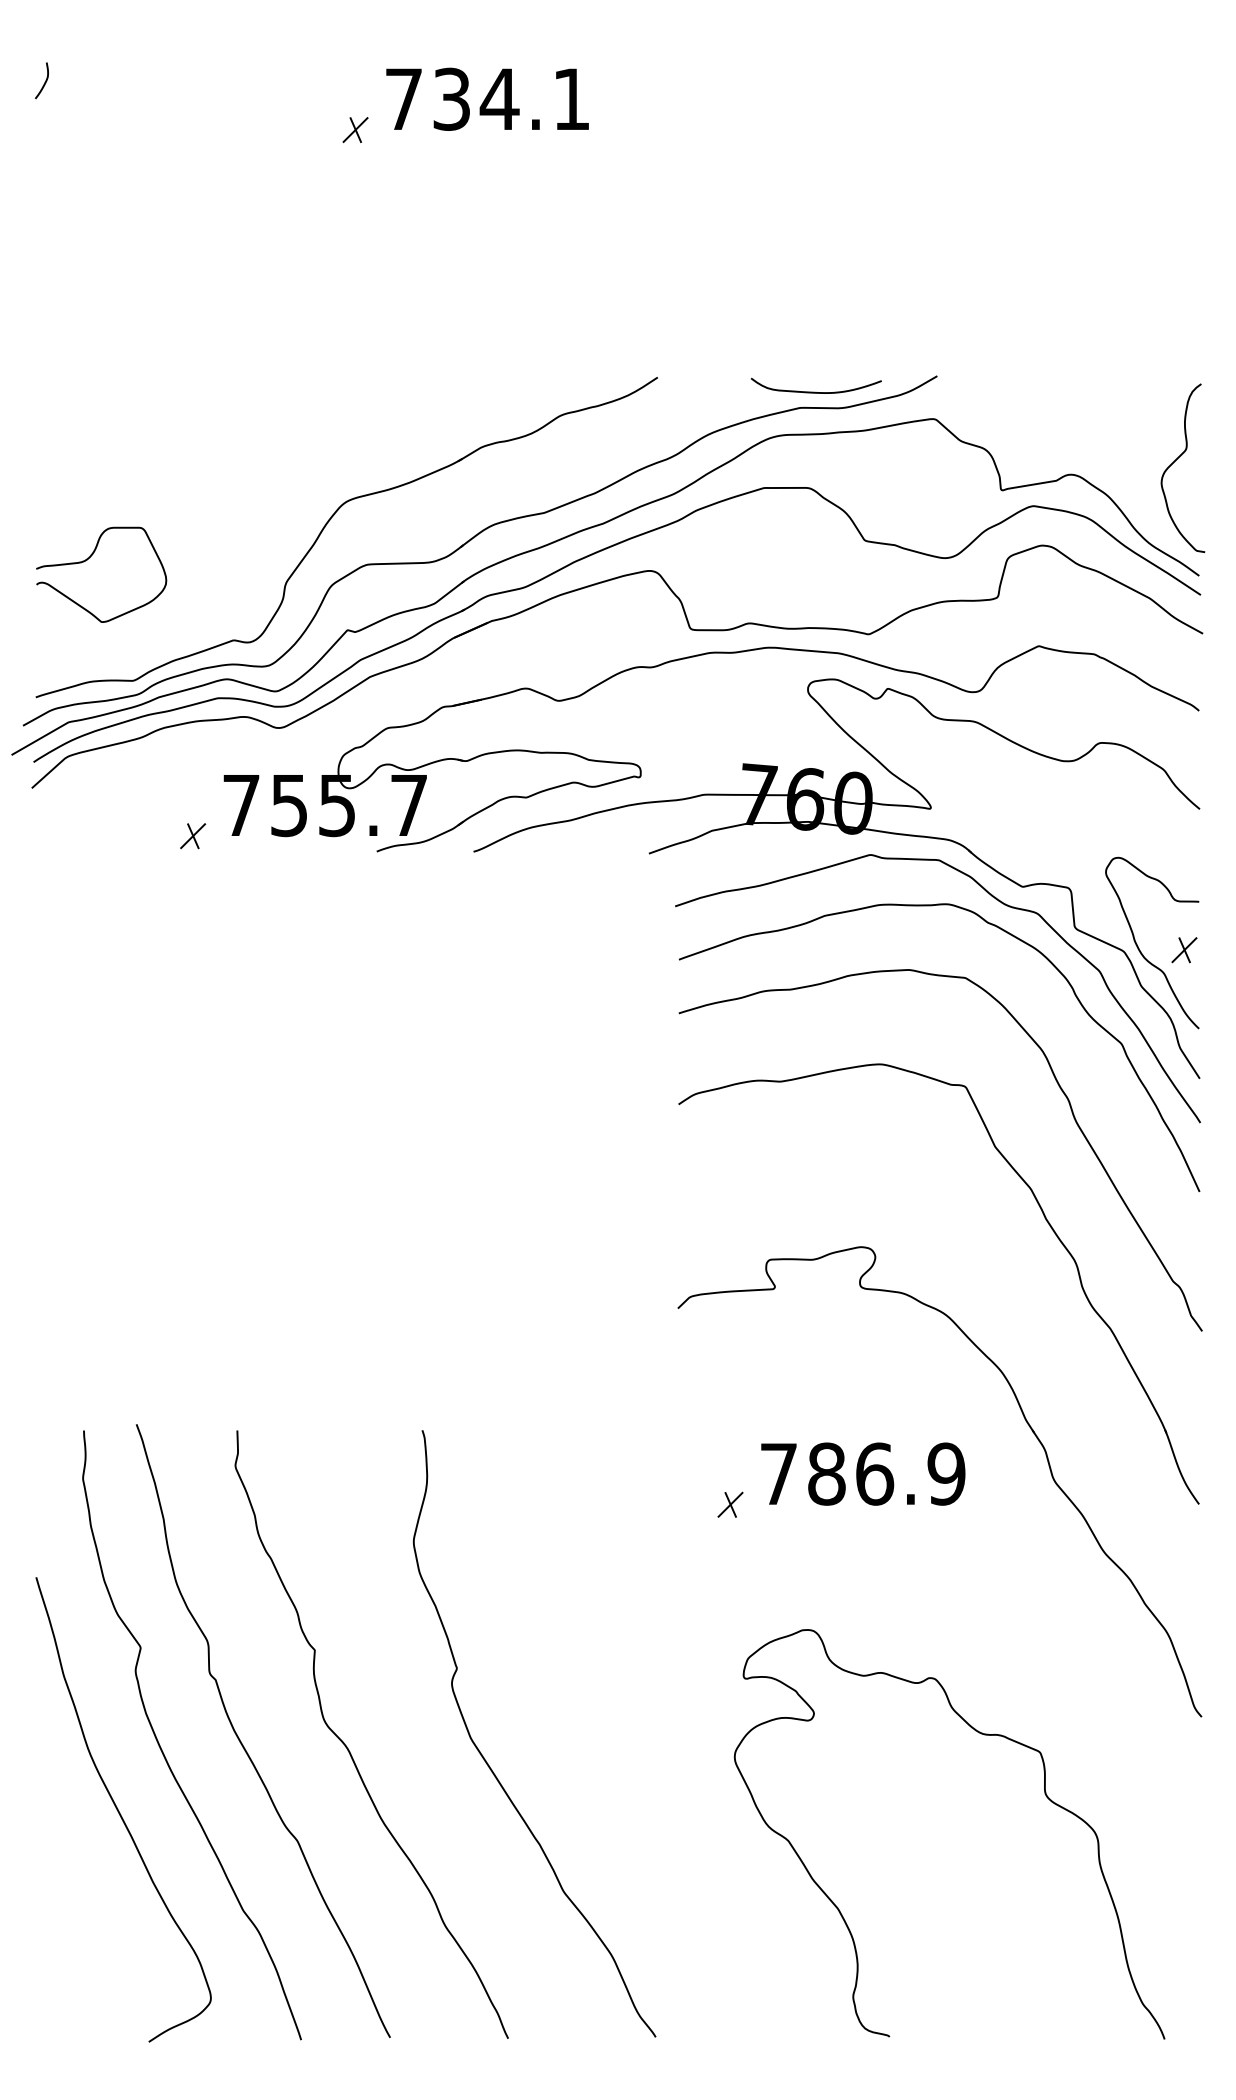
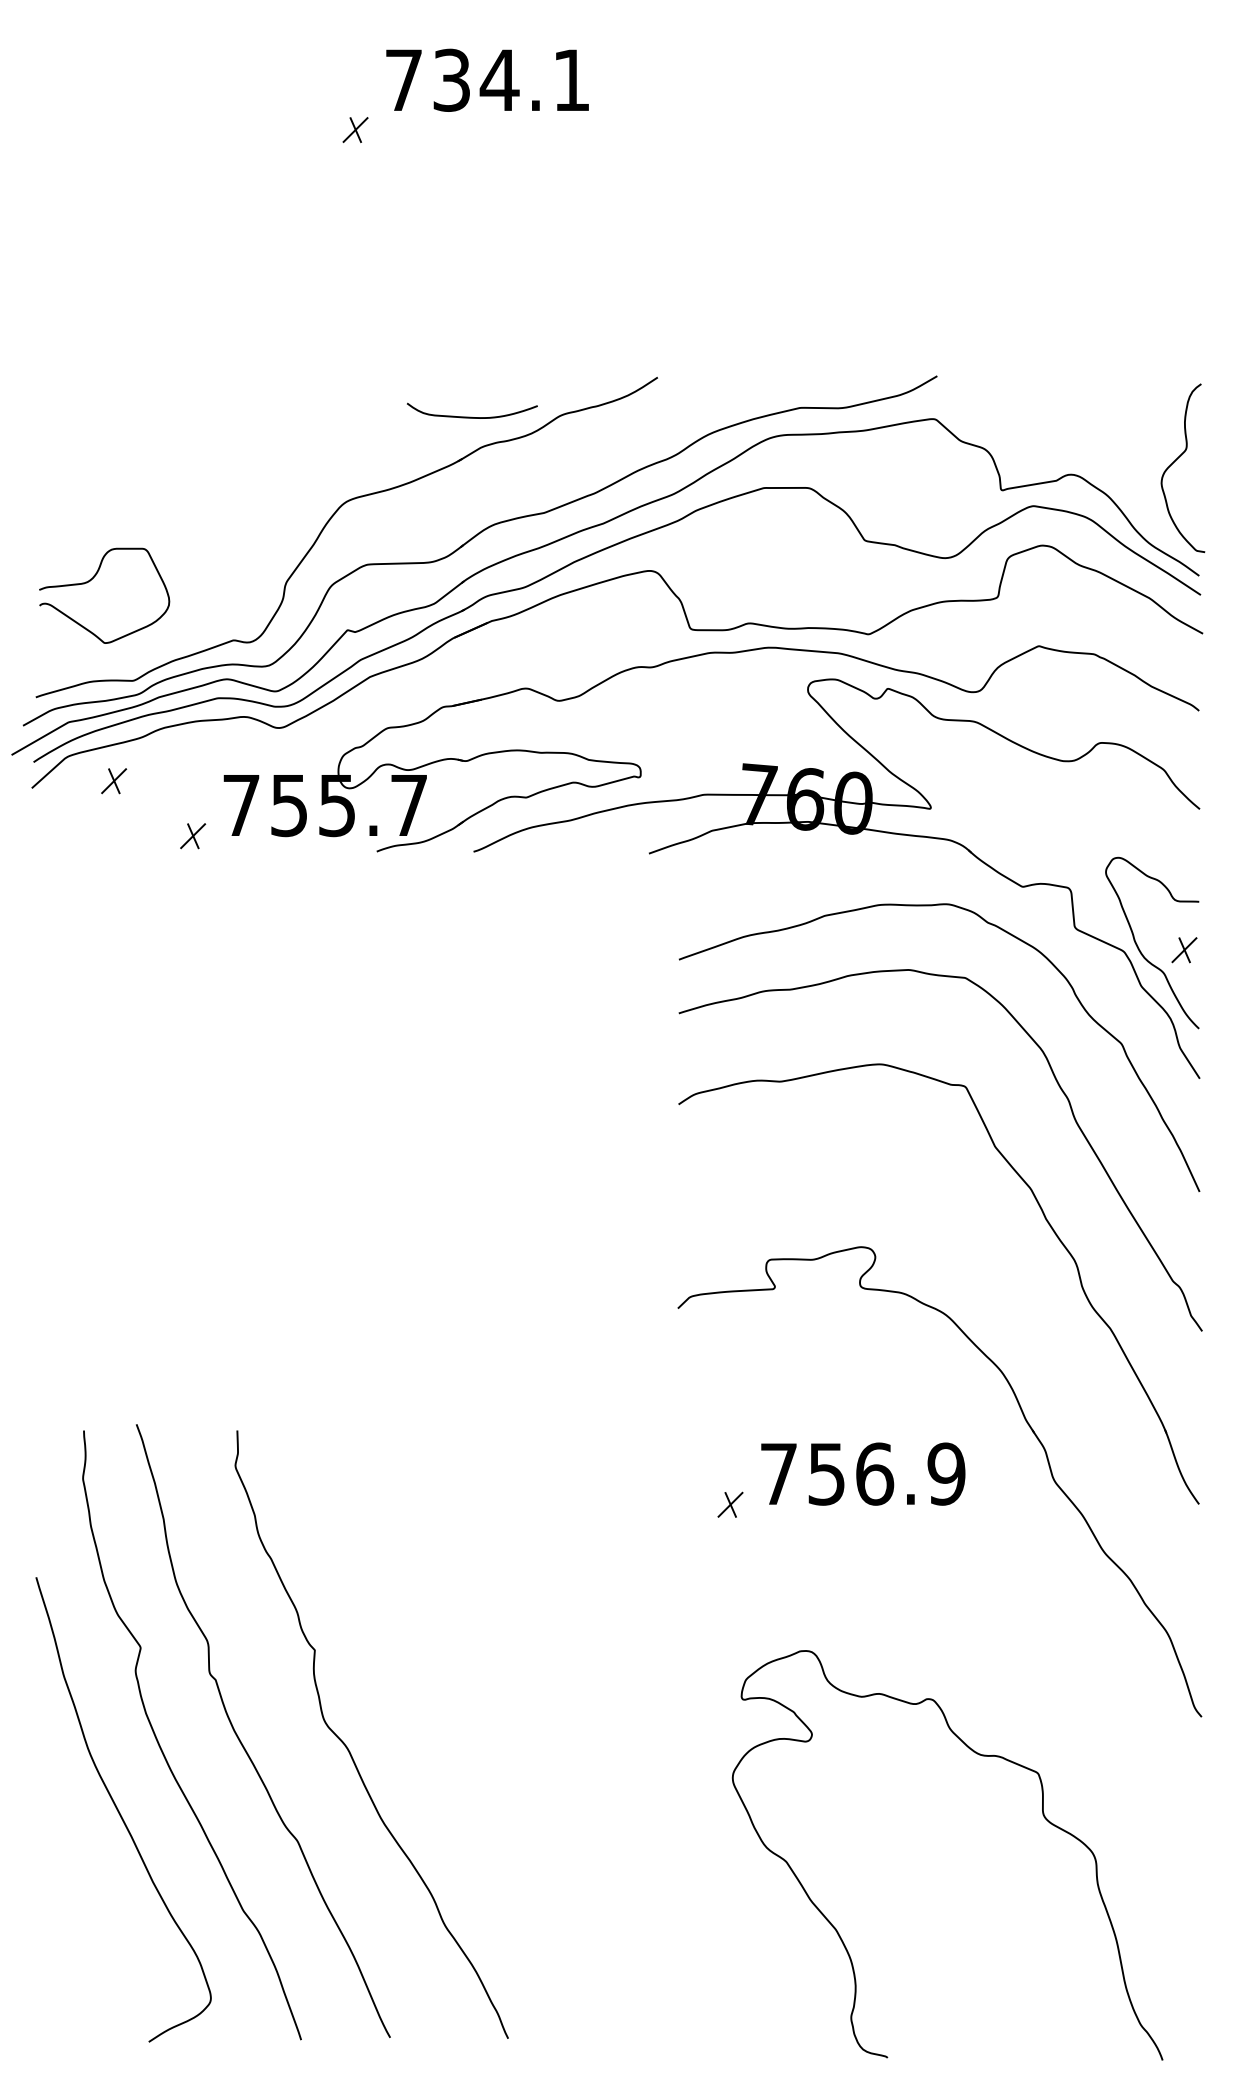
curve: present -> none (44, 82)
text position: (487, 98) -> (487, 79) (487, 79)
curve position: (815, 391) -> (471, 416) (471, 416)
curve position: (87, 560) -> (90, 581) (90, 581)
part: none -> present (114, 781)
curve: present -> none (999, 902)
text: 786.9 -> 756.9 (826, 1473)
curve: present -> none (488, 1763)
curve position: (1044, 1793) -> (1042, 1814) (1042, 1814)
